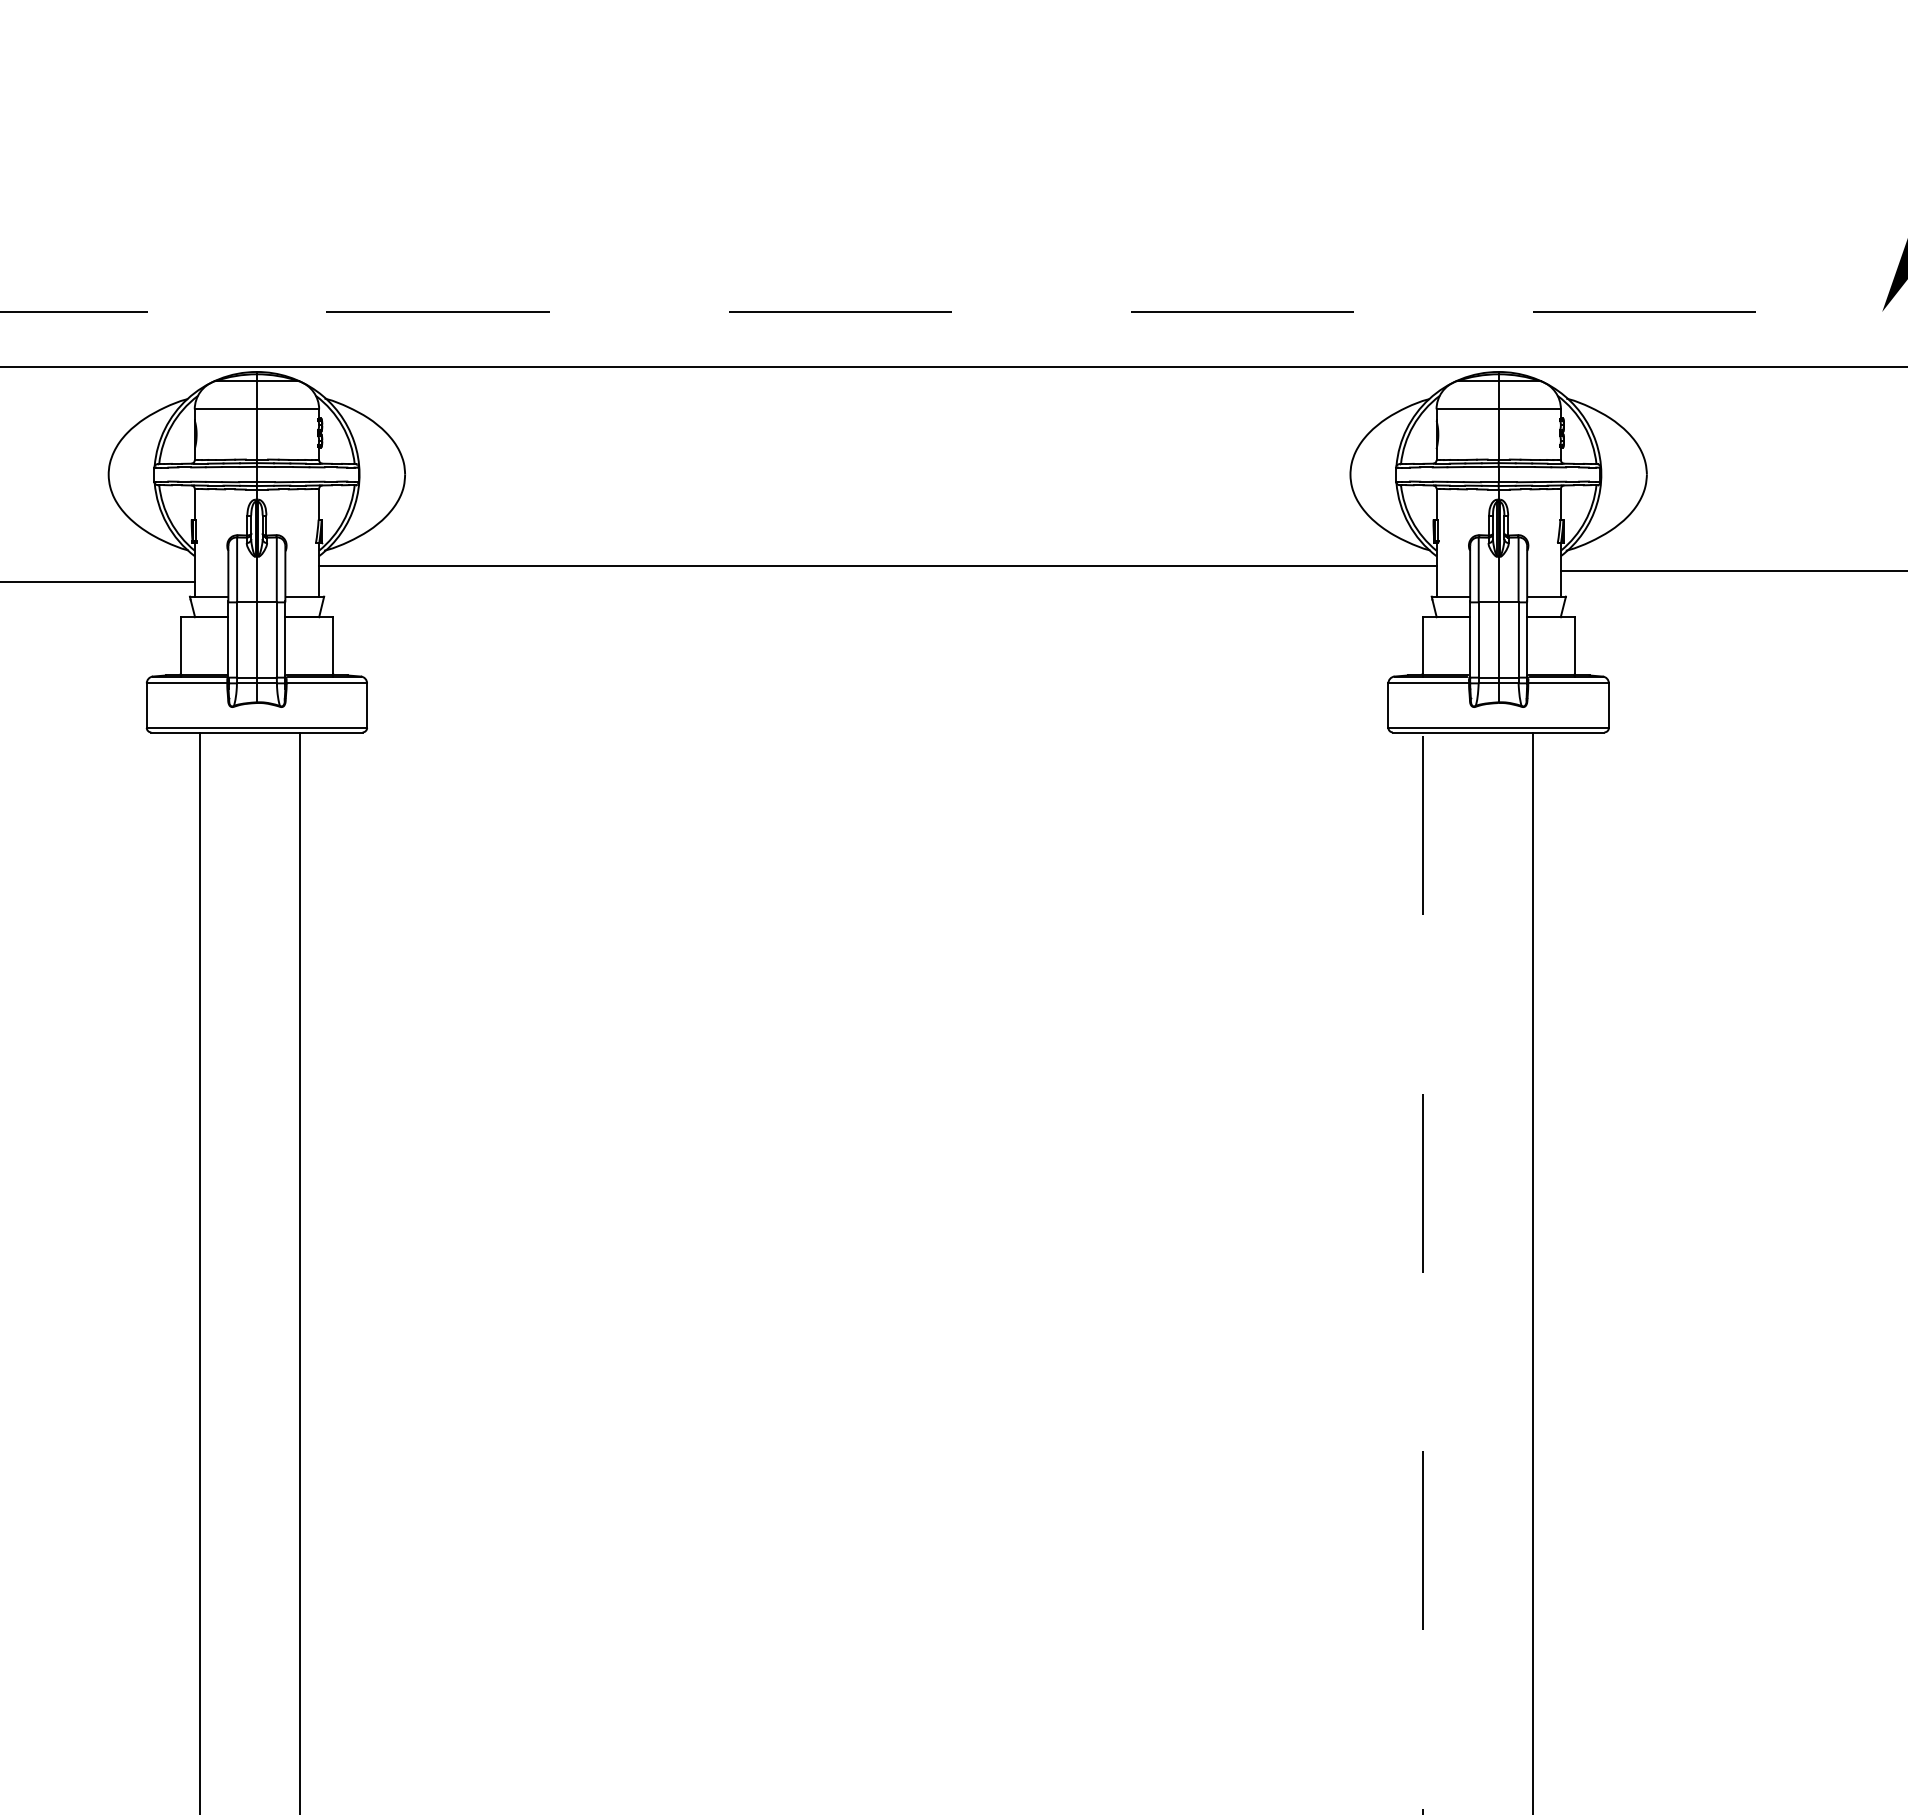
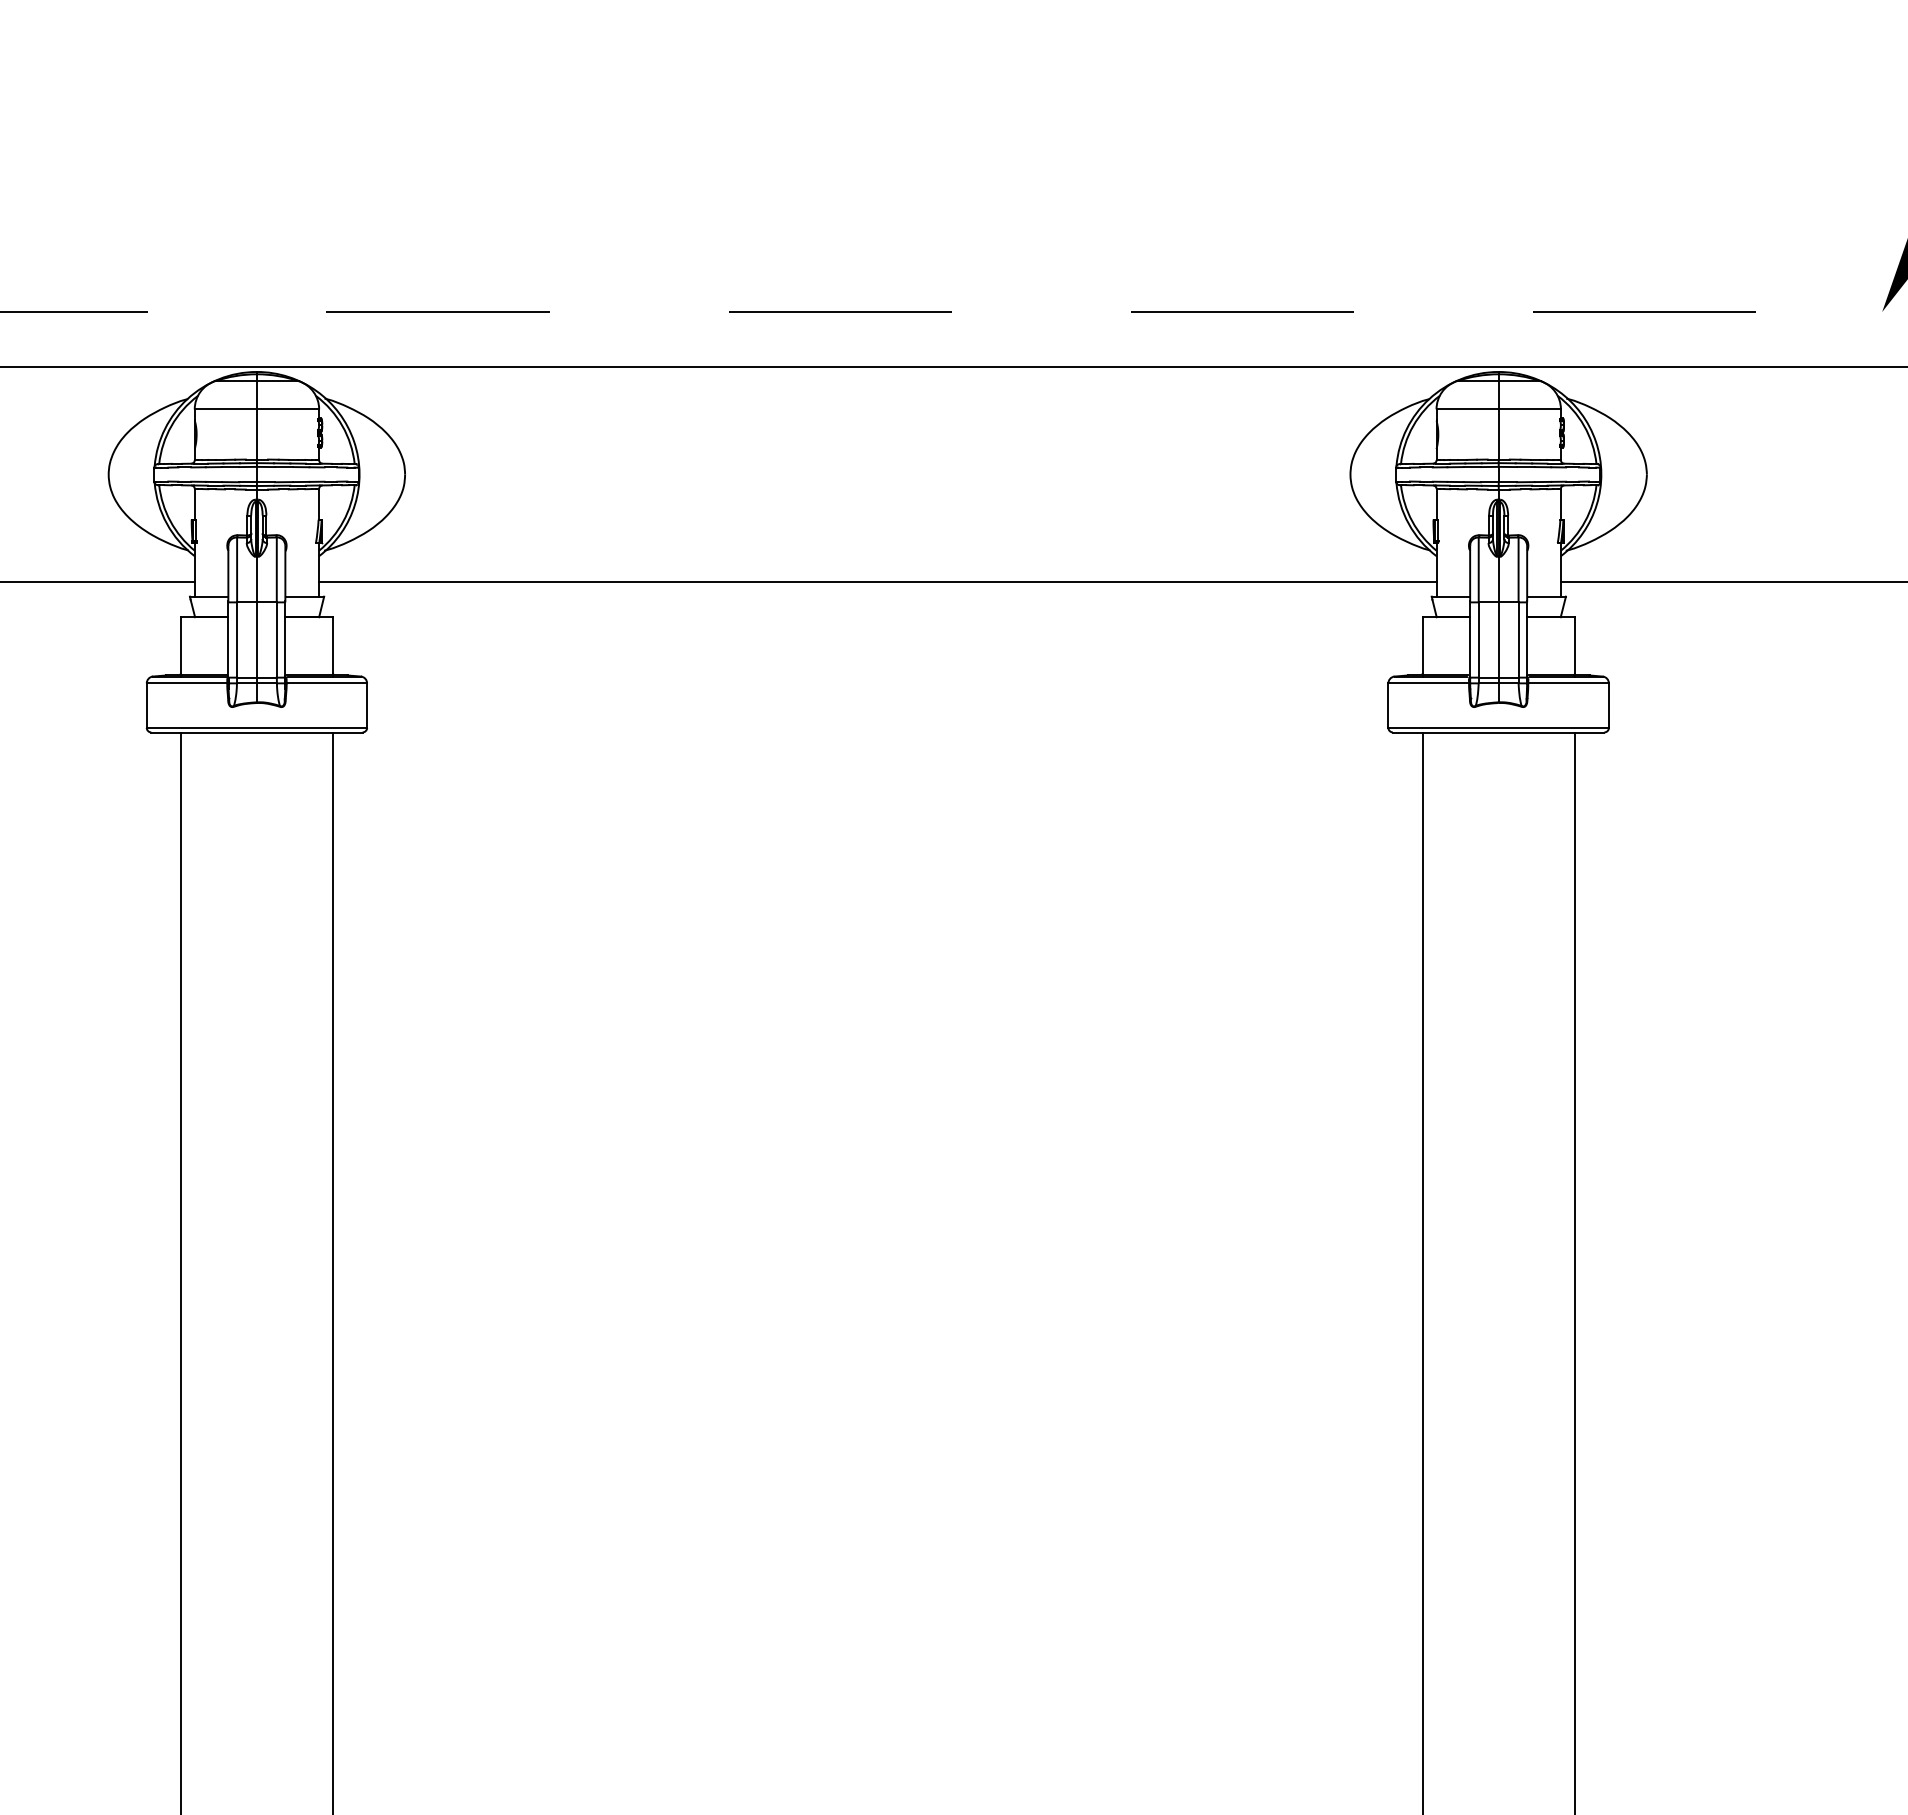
line position: (877, 565) -> (877, 581) (877, 581)
line position: (1732, 570) -> (1732, 581) (1732, 581)
line position: (199, 1271) -> (180, 1271) (180, 1271)
line position: (299, 1271) -> (332, 1271) (332, 1271)
line position: (1532, 1271) -> (1574, 1271) (1574, 1271)
line: dashed -> solid (1422, 1273)
